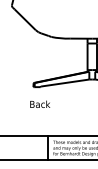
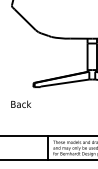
text position: (40, 103) -> (21, 103) (21, 103)
